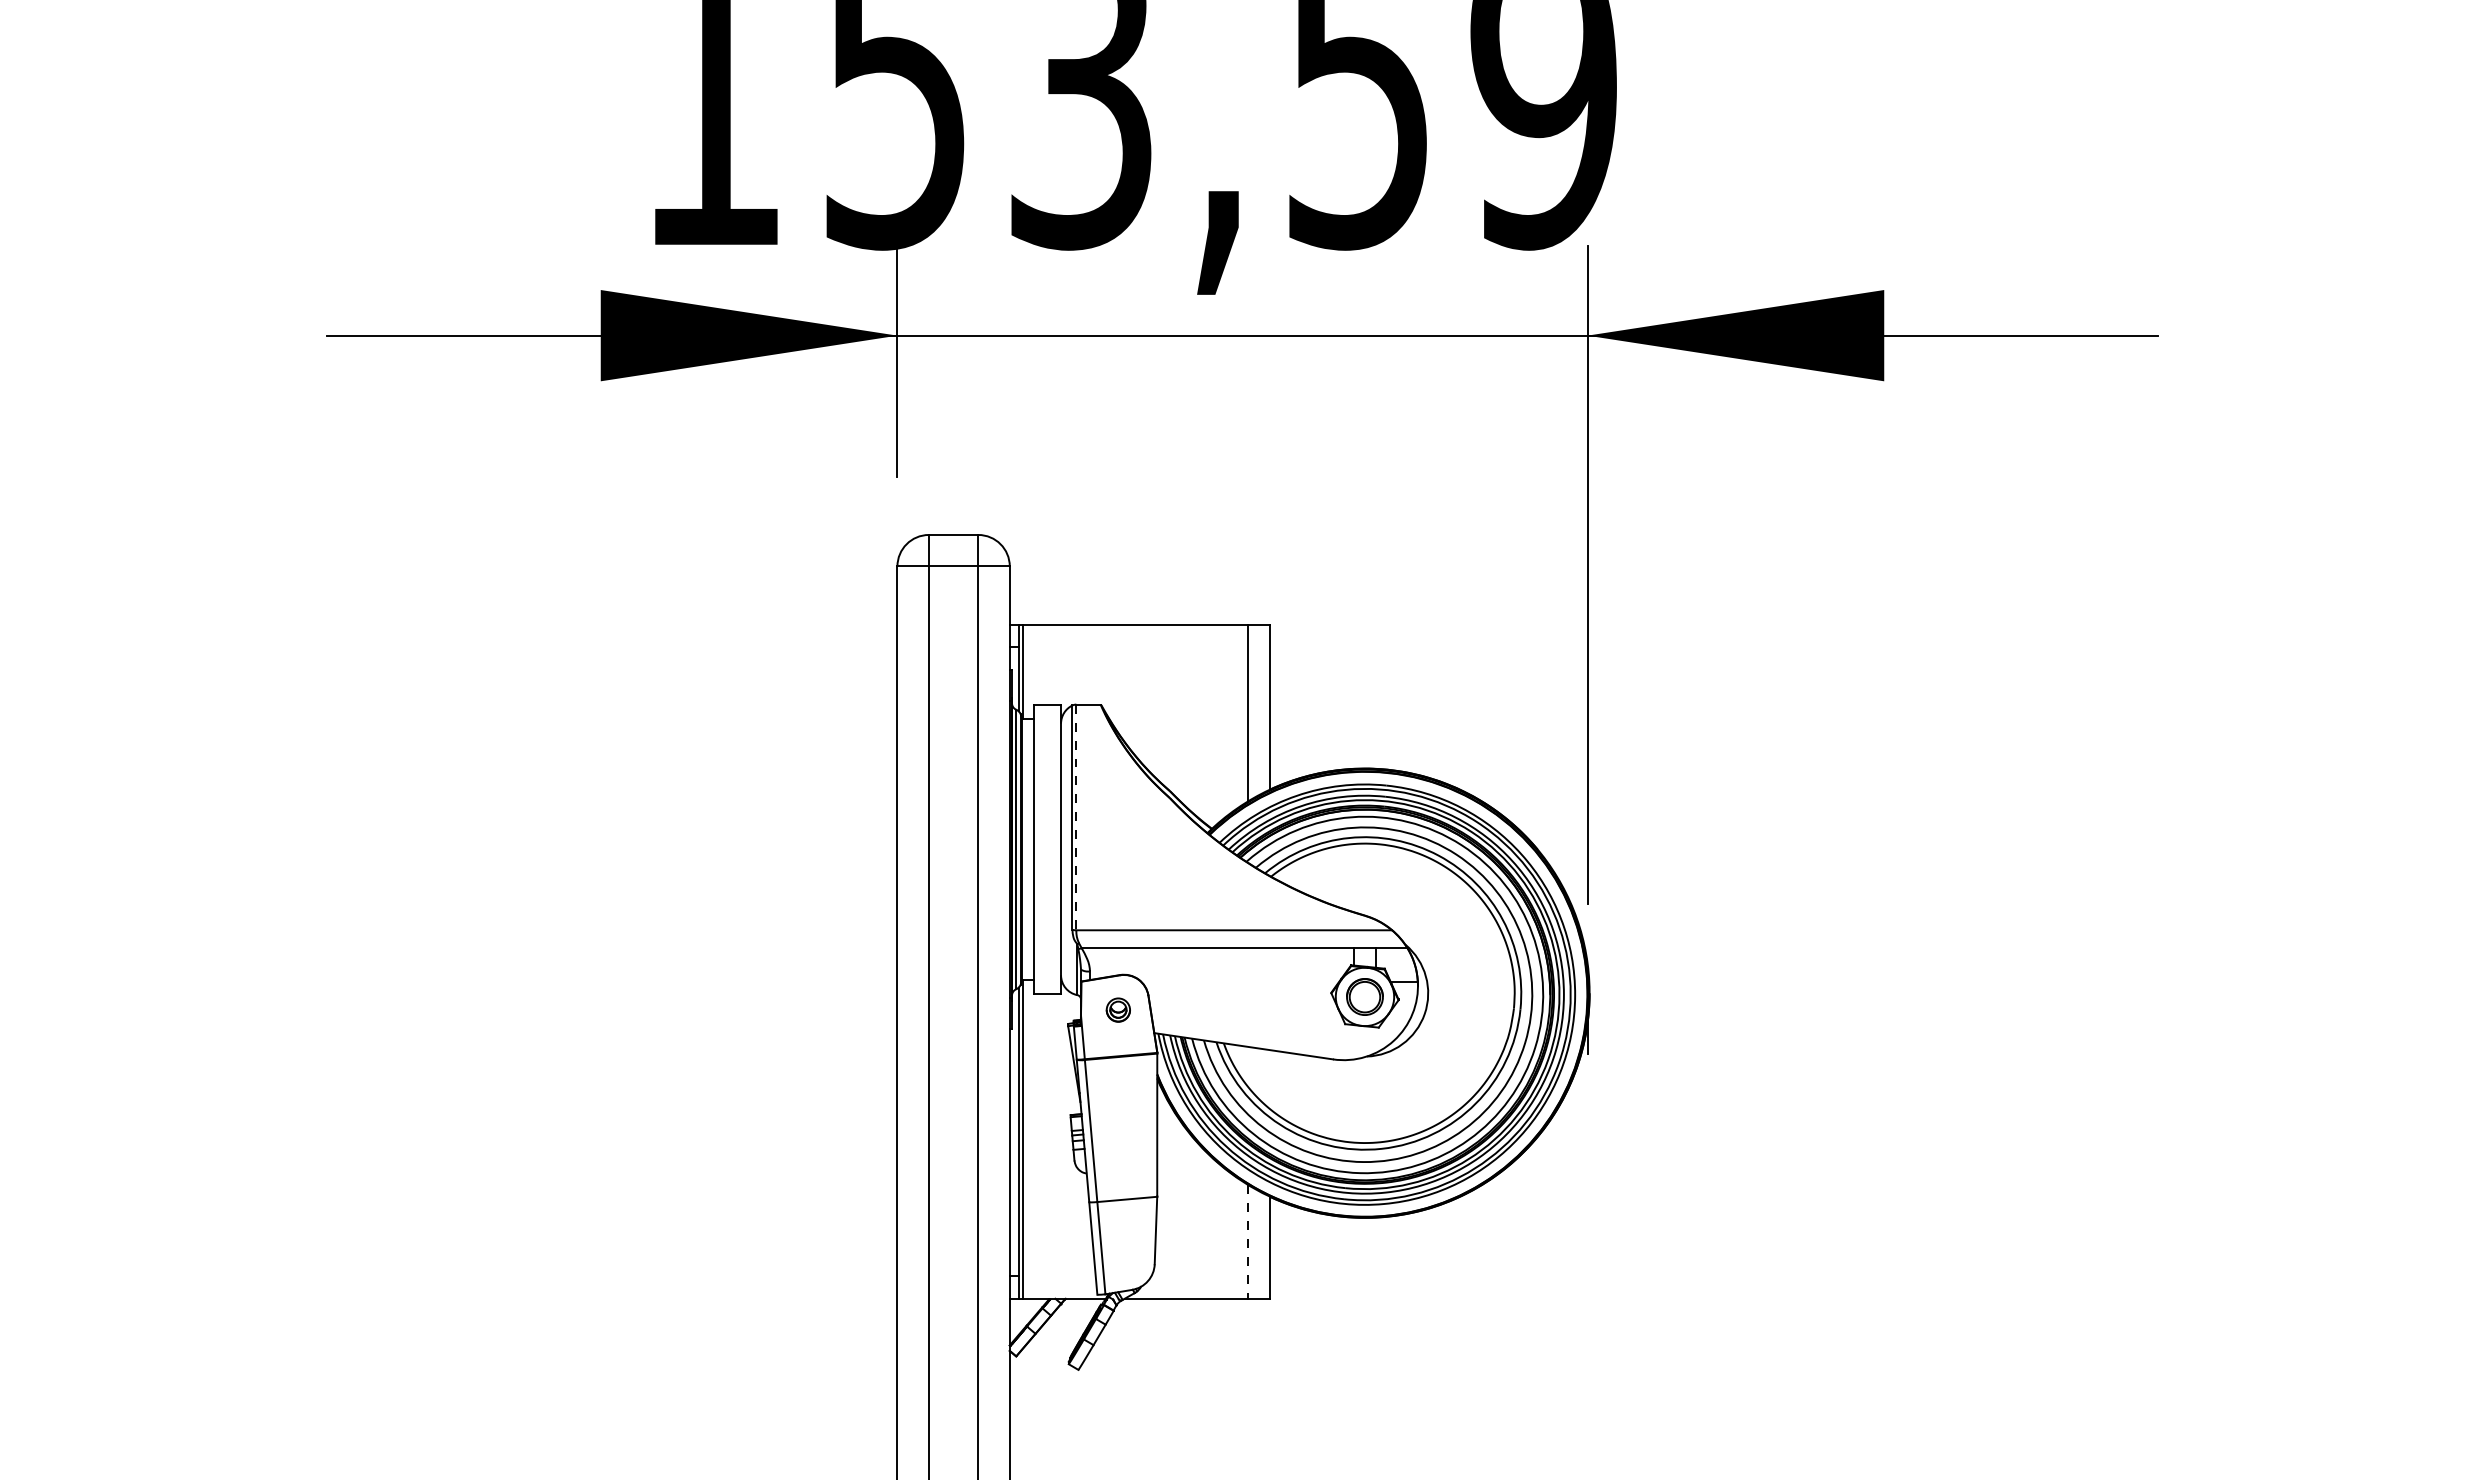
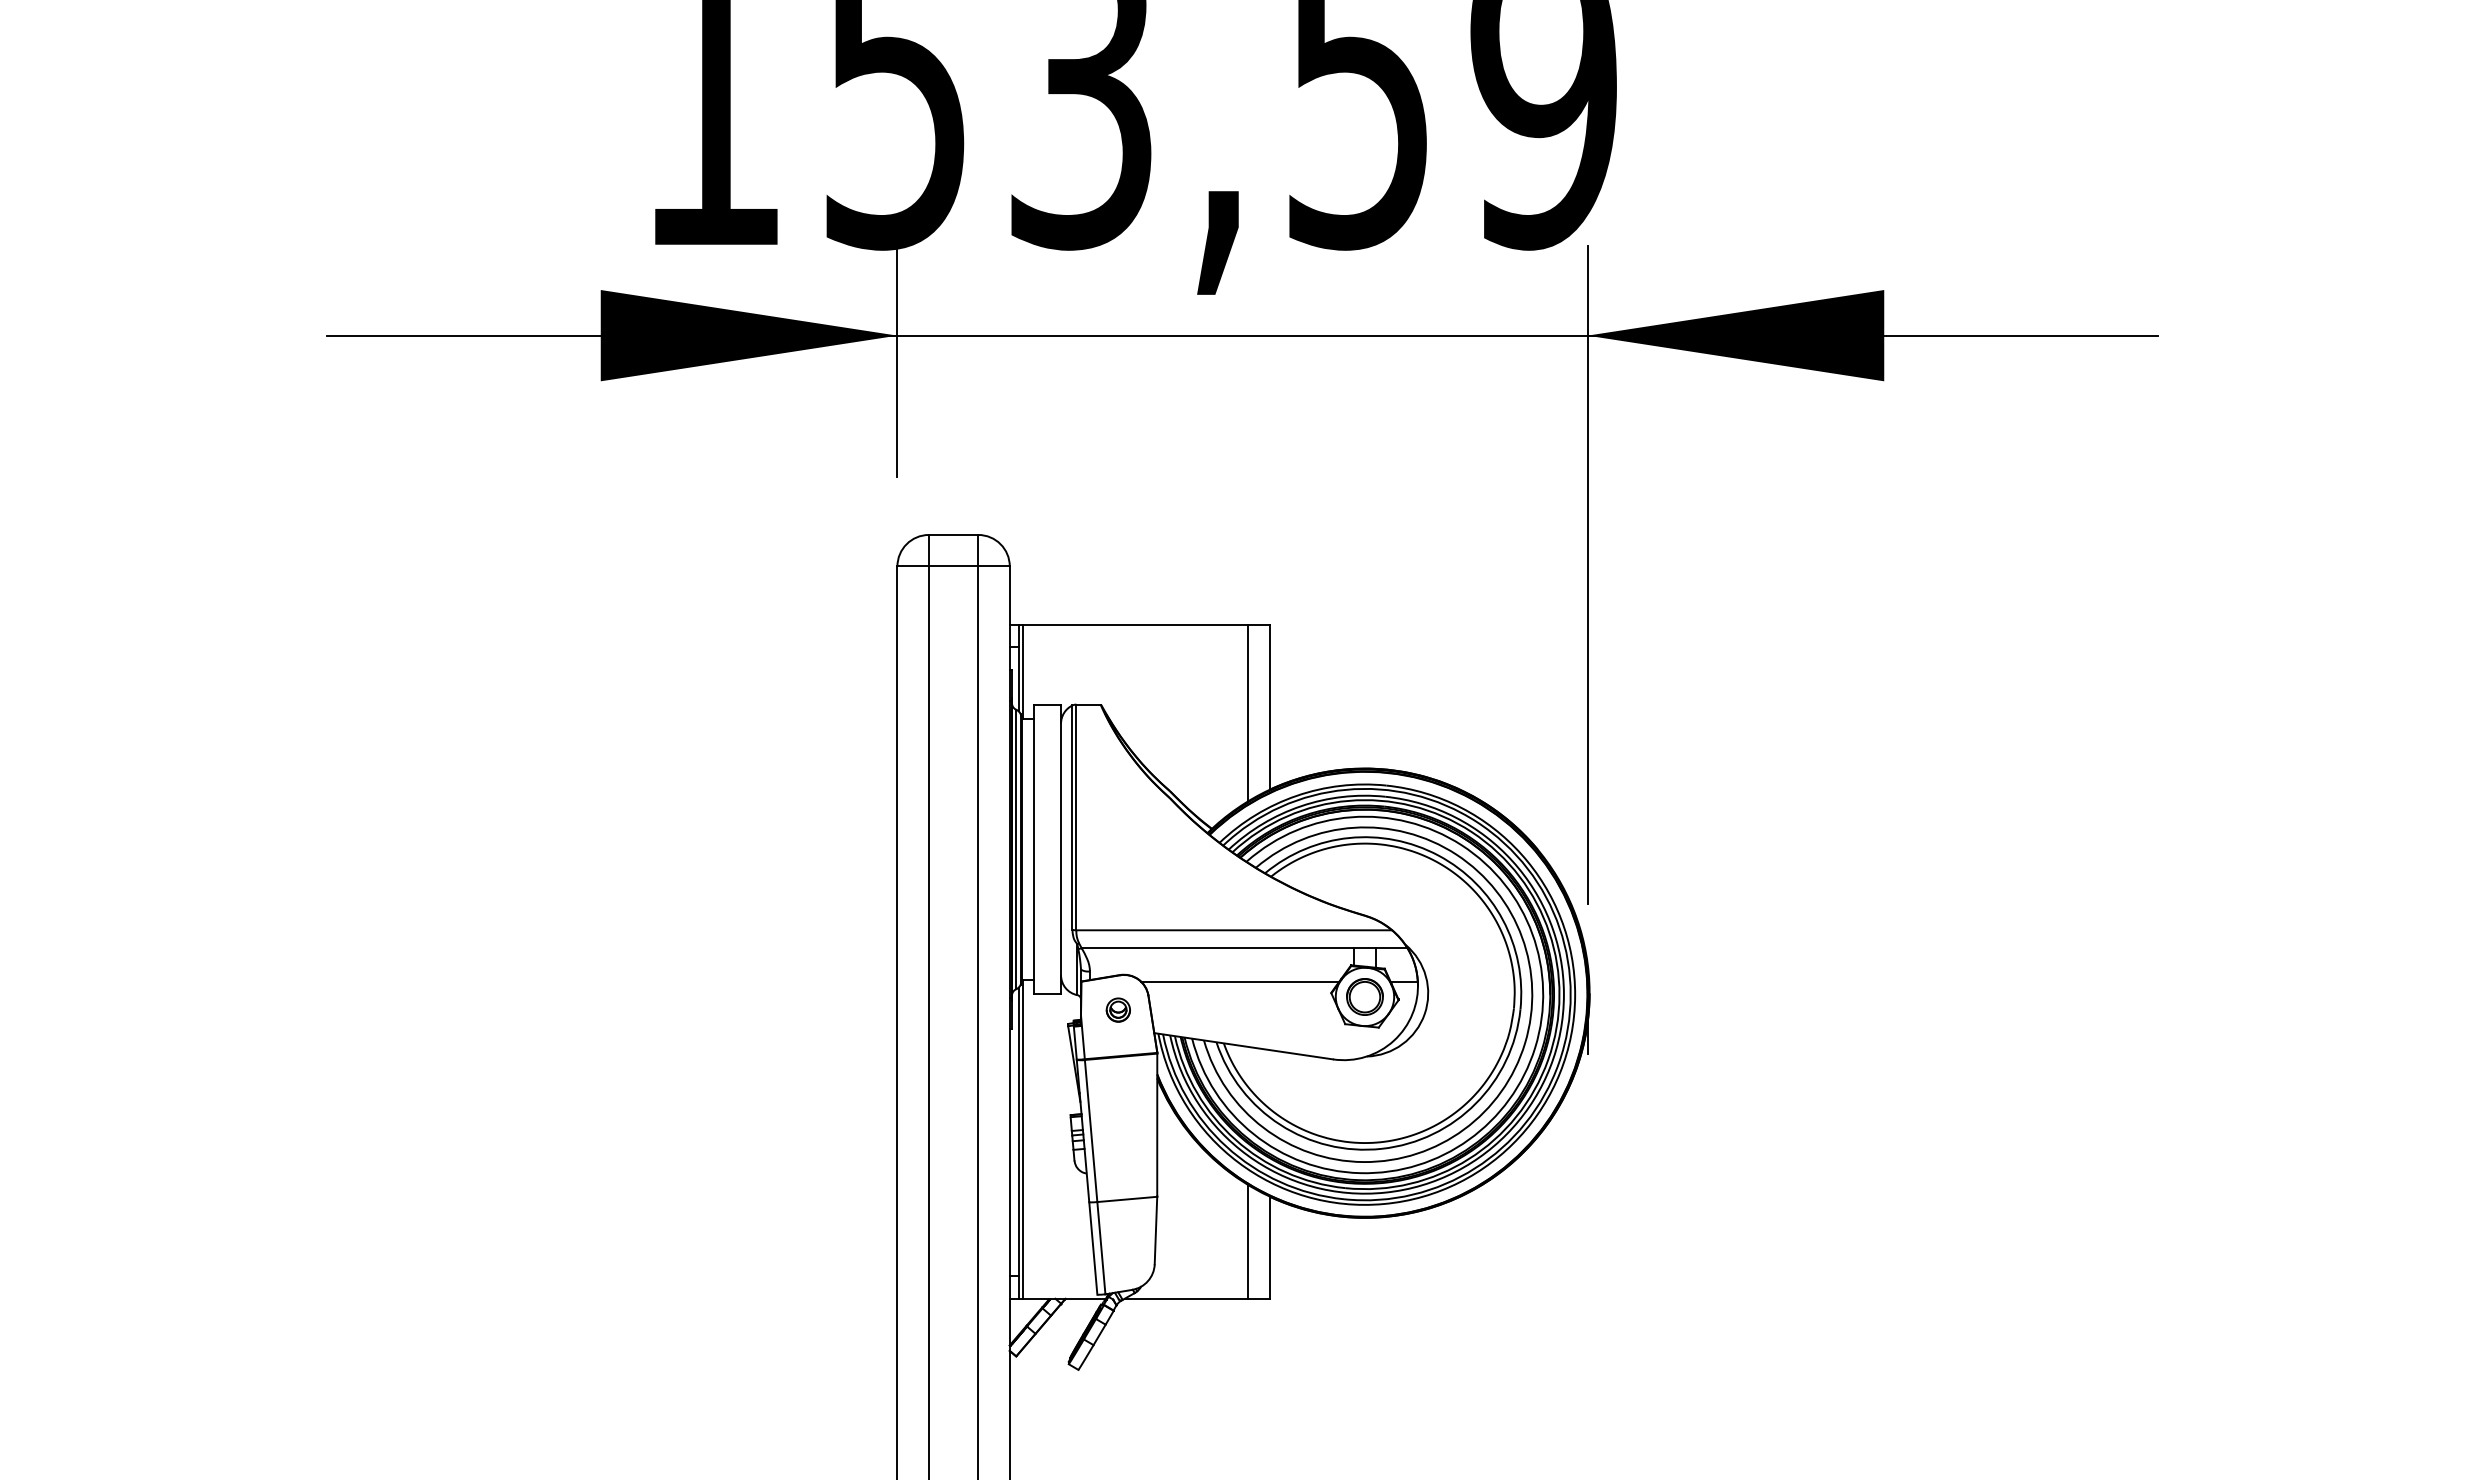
line: dashed -> solid (1076, 817)
line: none -> present (1240, 981)
line: dashed -> solid (1247, 1241)
